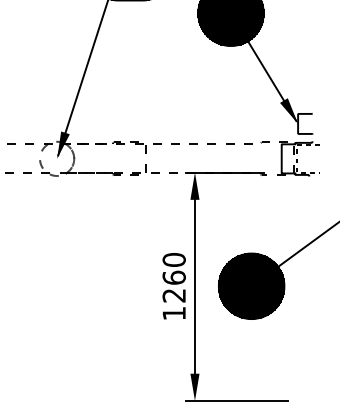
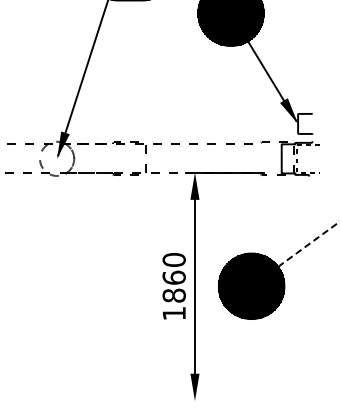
line: solid -> dashed (308, 244)
text: 1260 -> 1860 (173, 295)
line: present -> none (236, 401)
